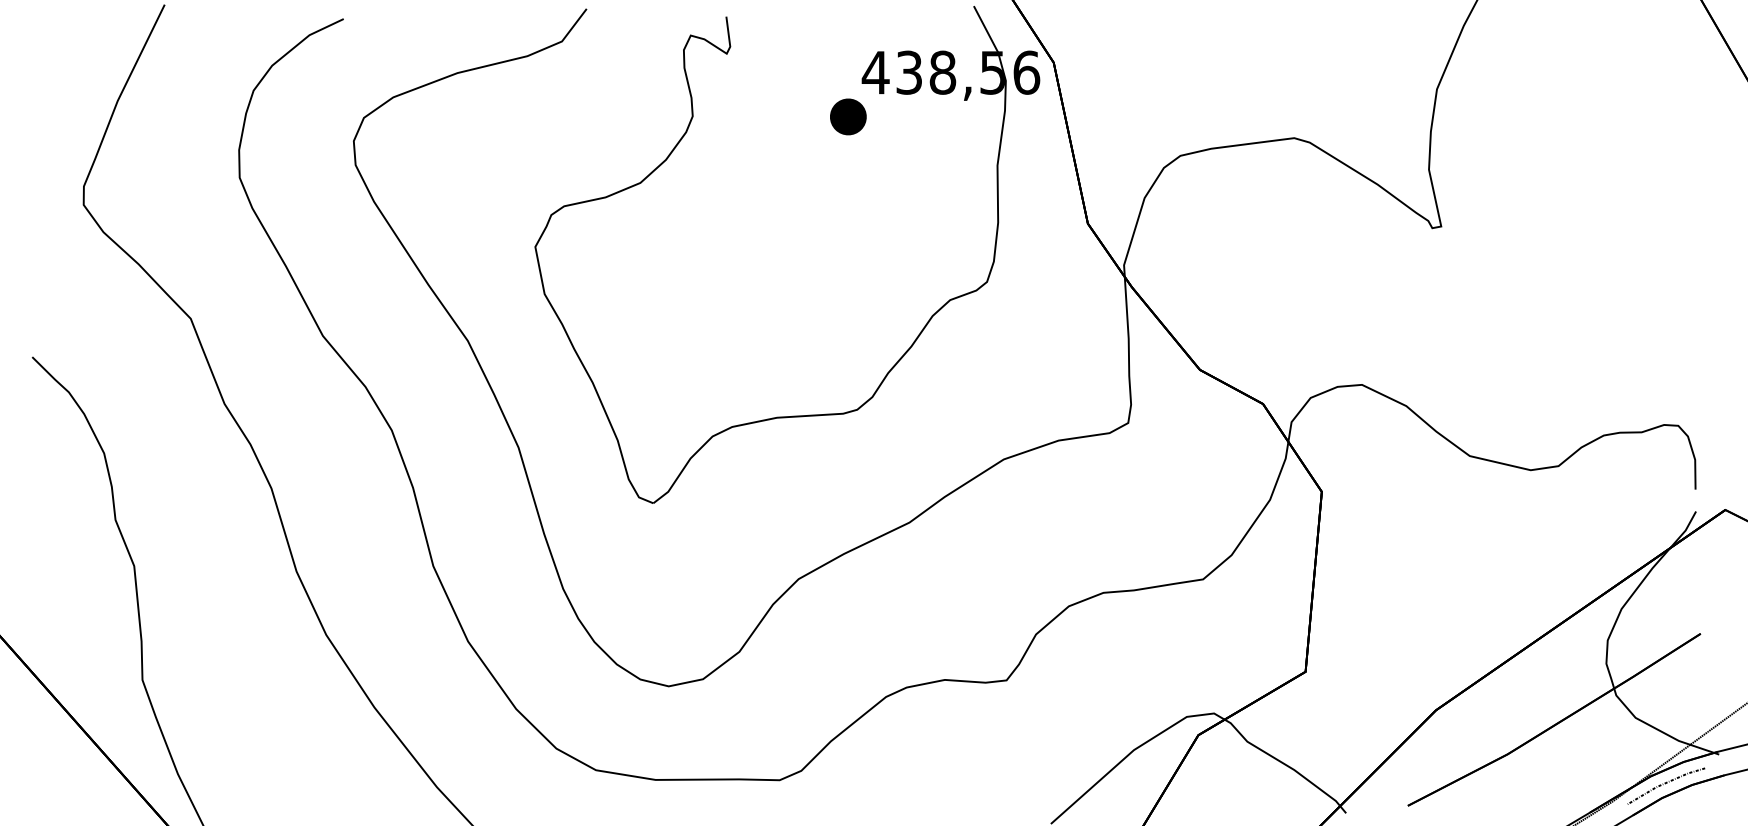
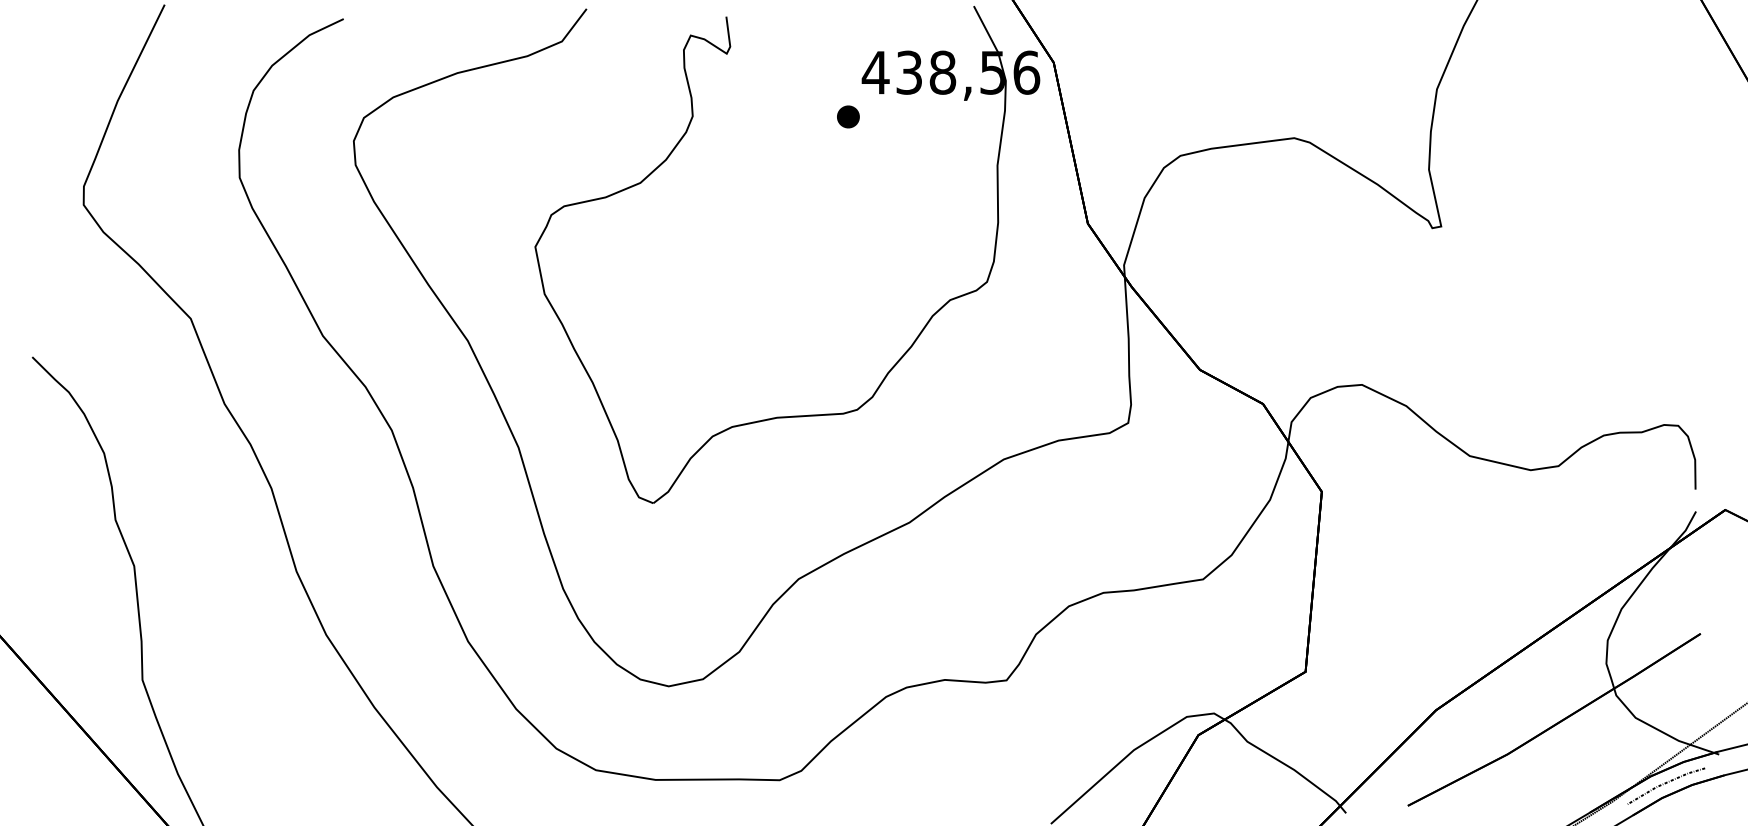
part size: 37x38 px -> 23x24 px (848, 116)
